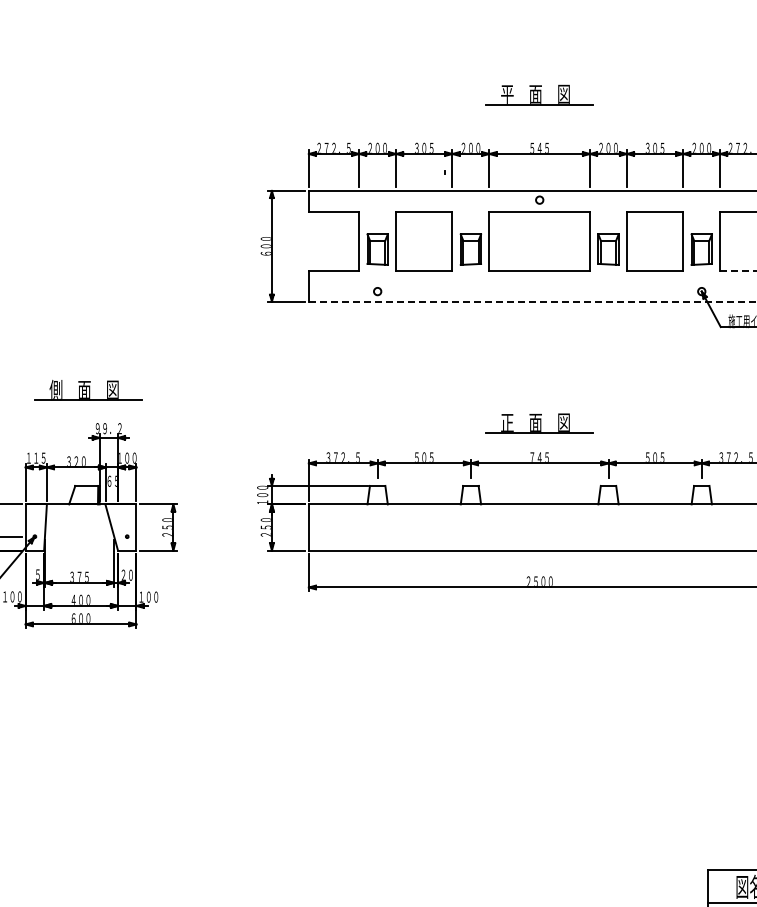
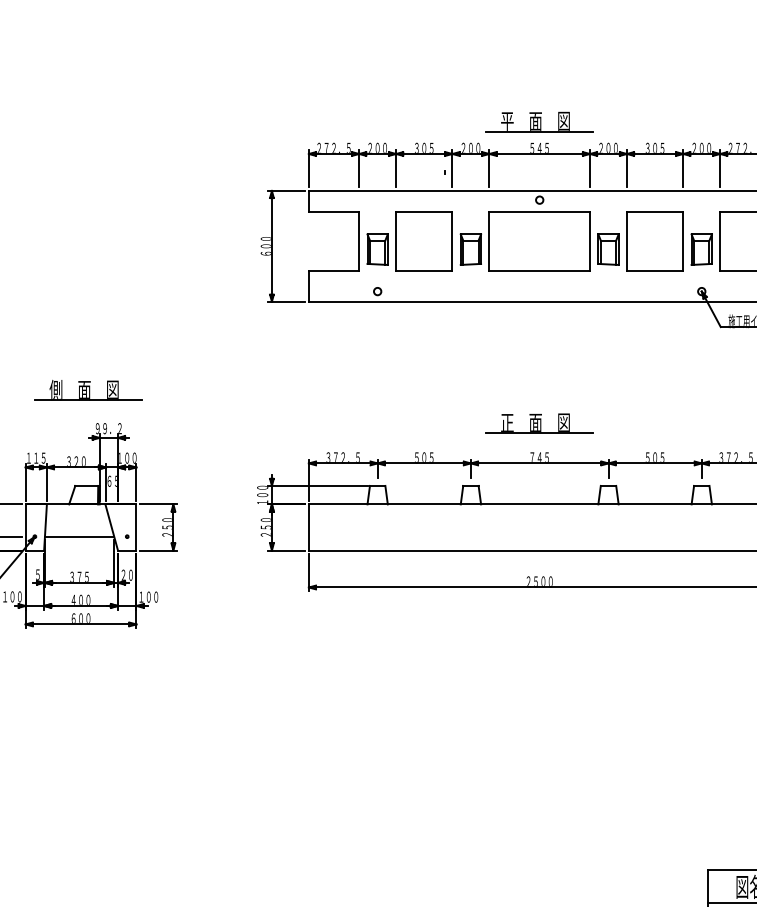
part position: (539, 94) -> (539, 121) (539, 121)
line: dashed -> solid (738, 270)
line: dashed -> solid (532, 301)
line: none -> present (79, 536)
